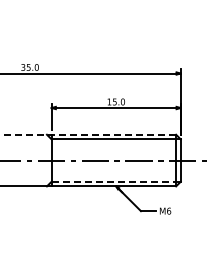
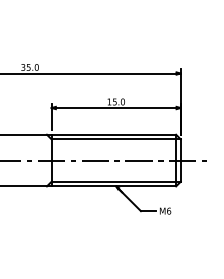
line: dashed -> solid (88, 134)
line: dashed -> solid (116, 181)
